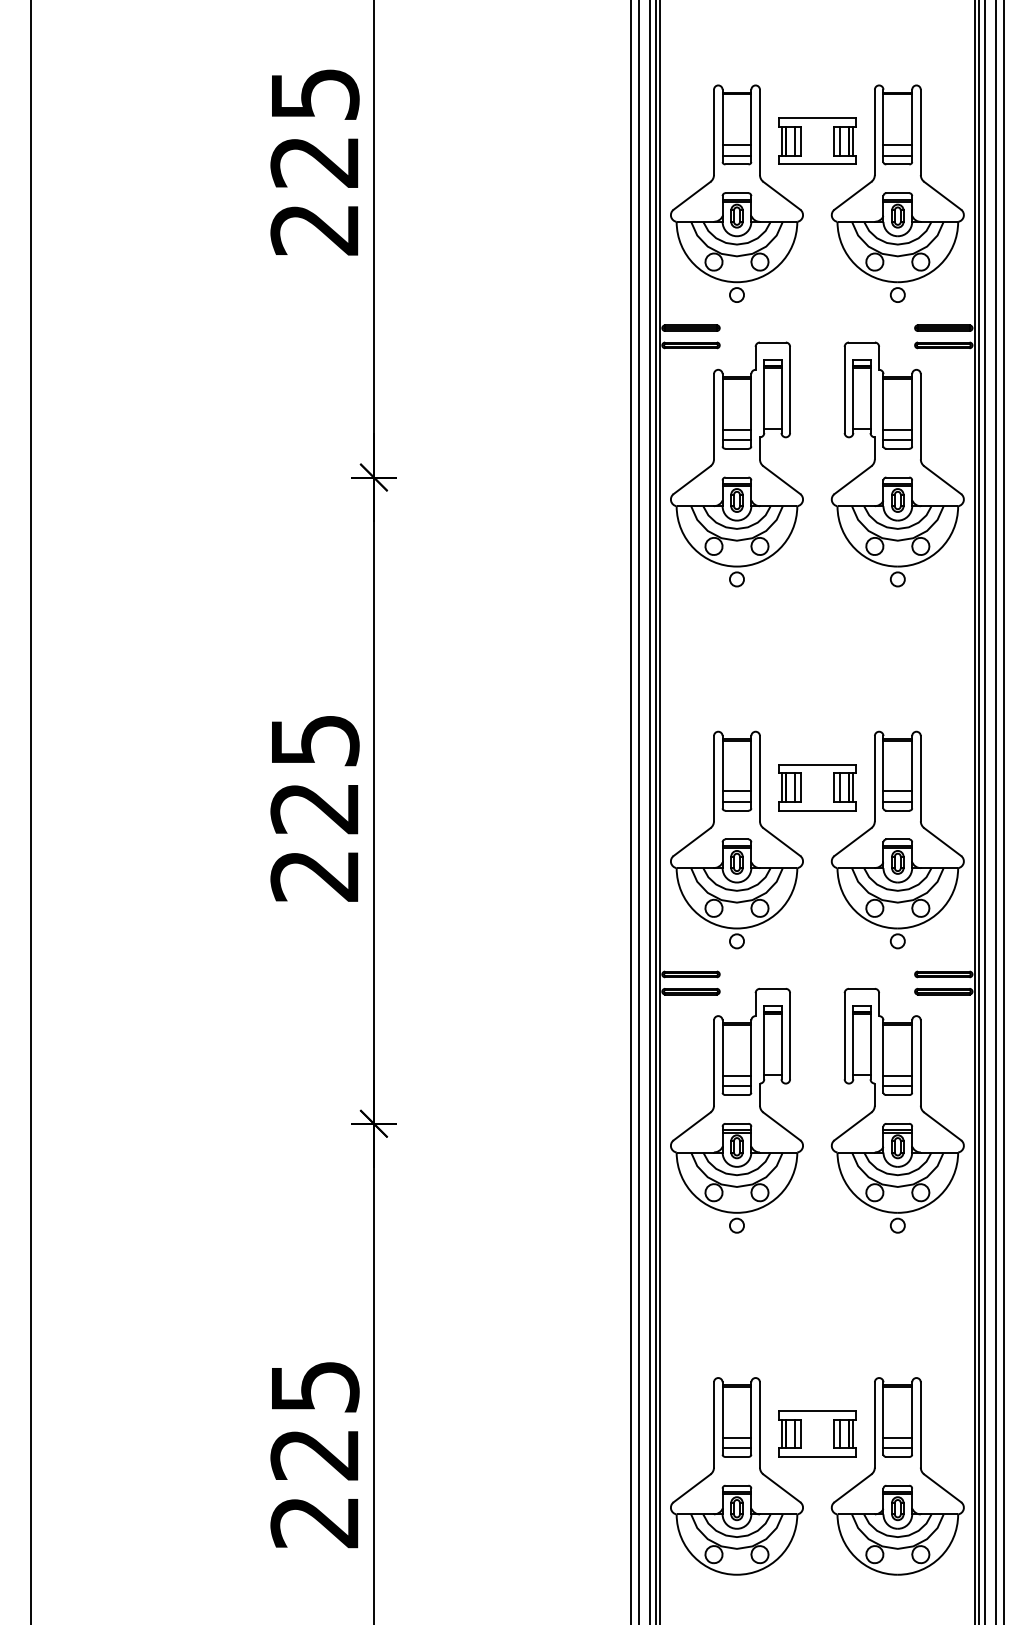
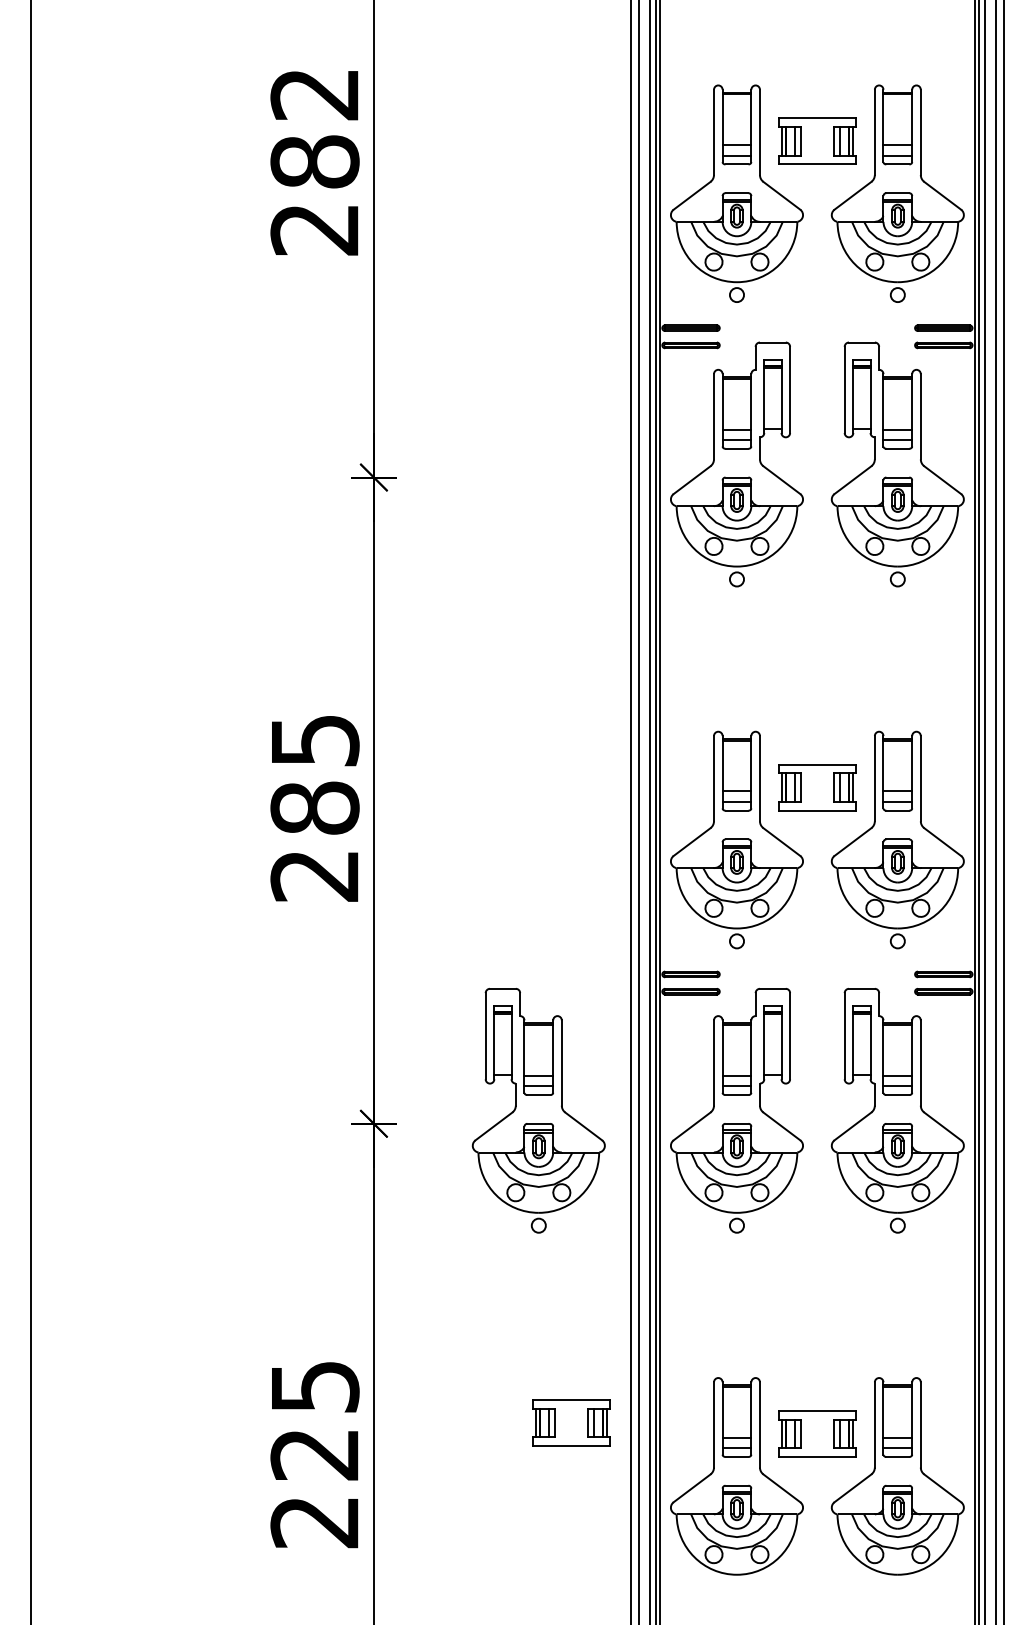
text: 225 -> 282 (314, 128)
text: 225 -> 285 (314, 807)
part: none -> present (538, 1110)
part: none -> present (571, 1422)
